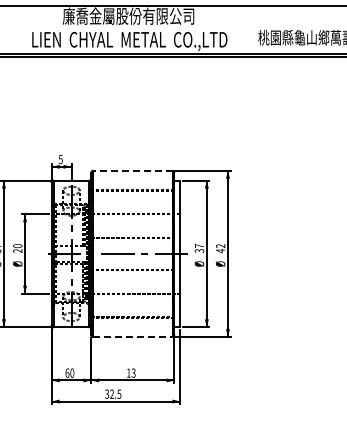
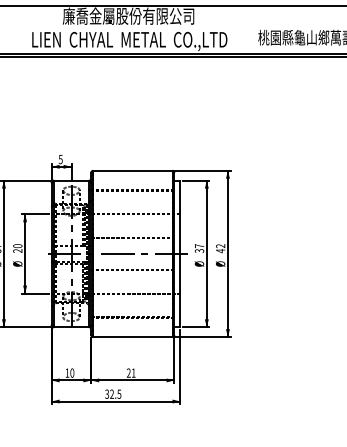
line: dashed -> solid (132, 170)
line: dashed -> solid (132, 337)
text: 60 -> 10 (67, 372)
text: 13 -> 21 (130, 372)
